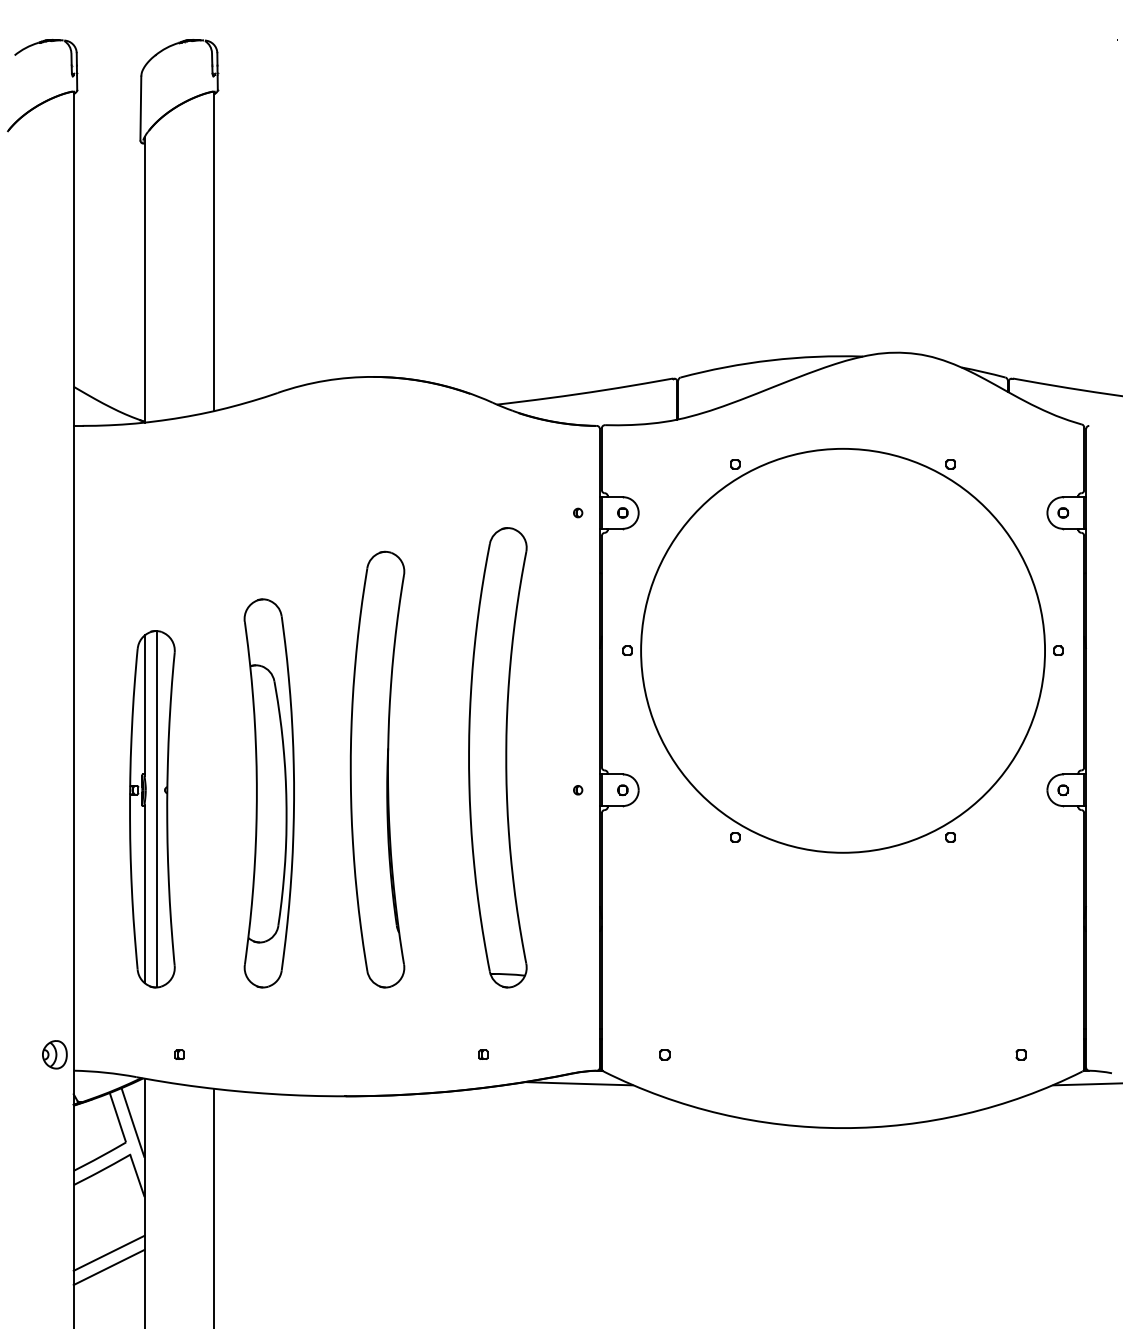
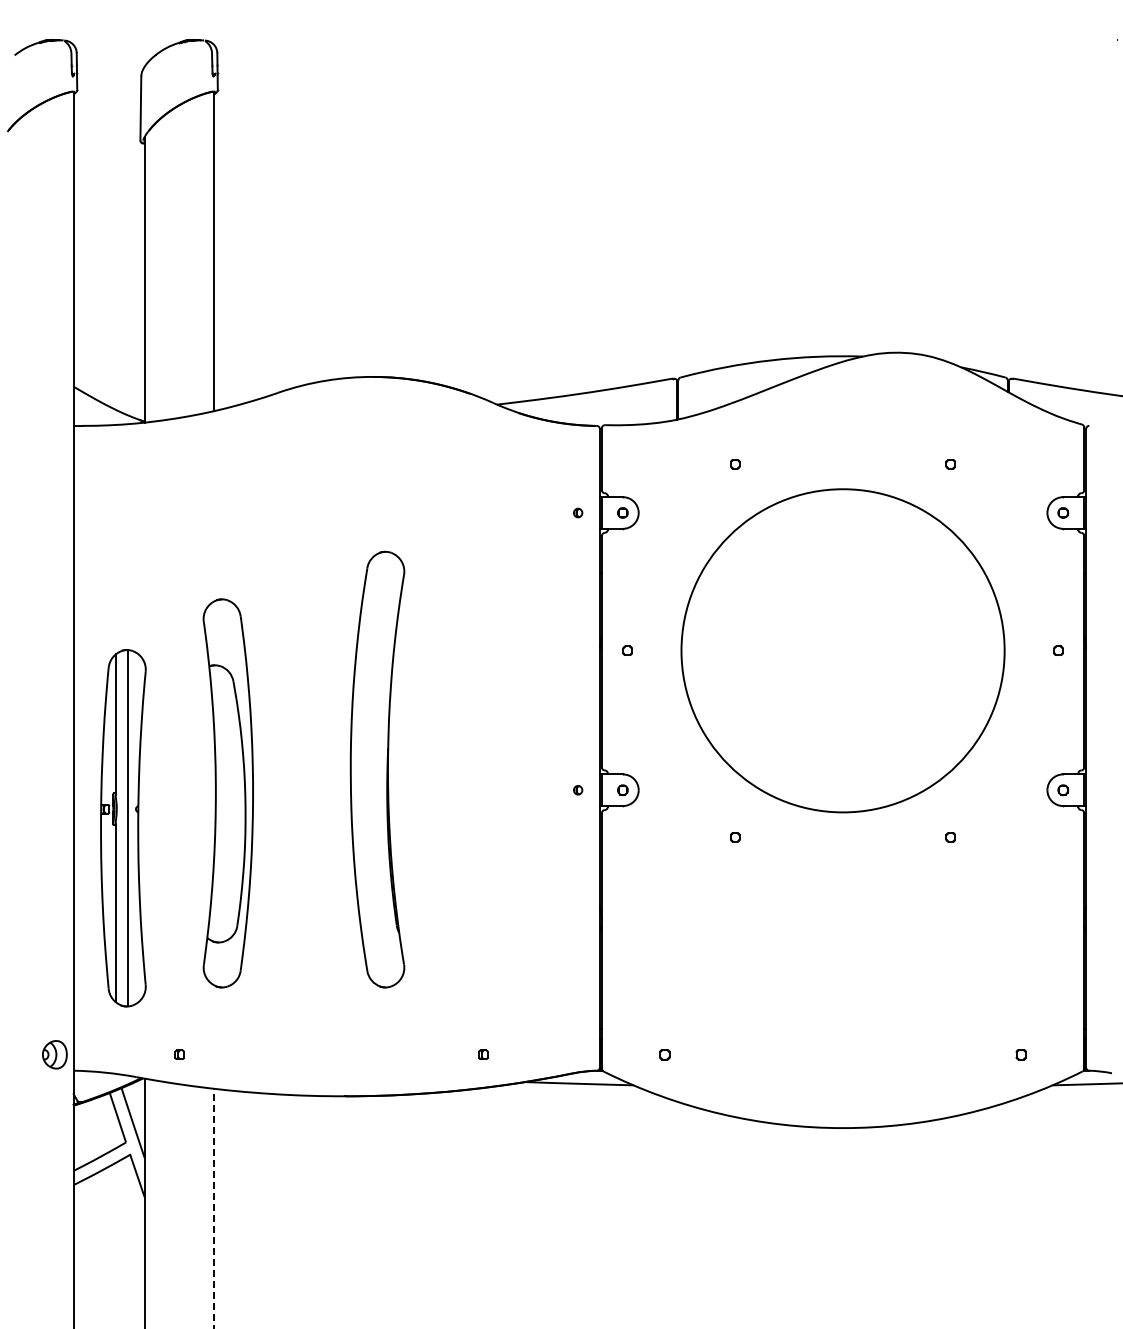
circle diameter: 404 px -> 323 px (842, 650)
part: present -> none (497, 757)
part position: (268, 793) -> (227, 793) (227, 793)
part position: (152, 809) -> (123, 828) (123, 828)
line: solid -> dashed (214, 1208)
line: present -> none (108, 1252)
line: present -> none (108, 1267)
